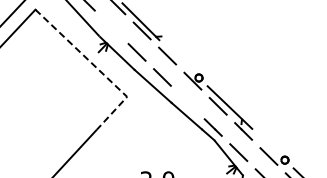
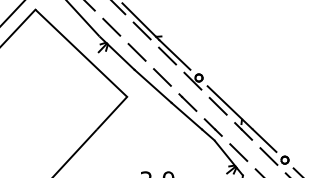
line: none -> present (111, 26)
line: none -> present (174, 54)
line: dashed -> solid (98, 69)
line: none -> present (187, 102)
line: none -> present (264, 140)
